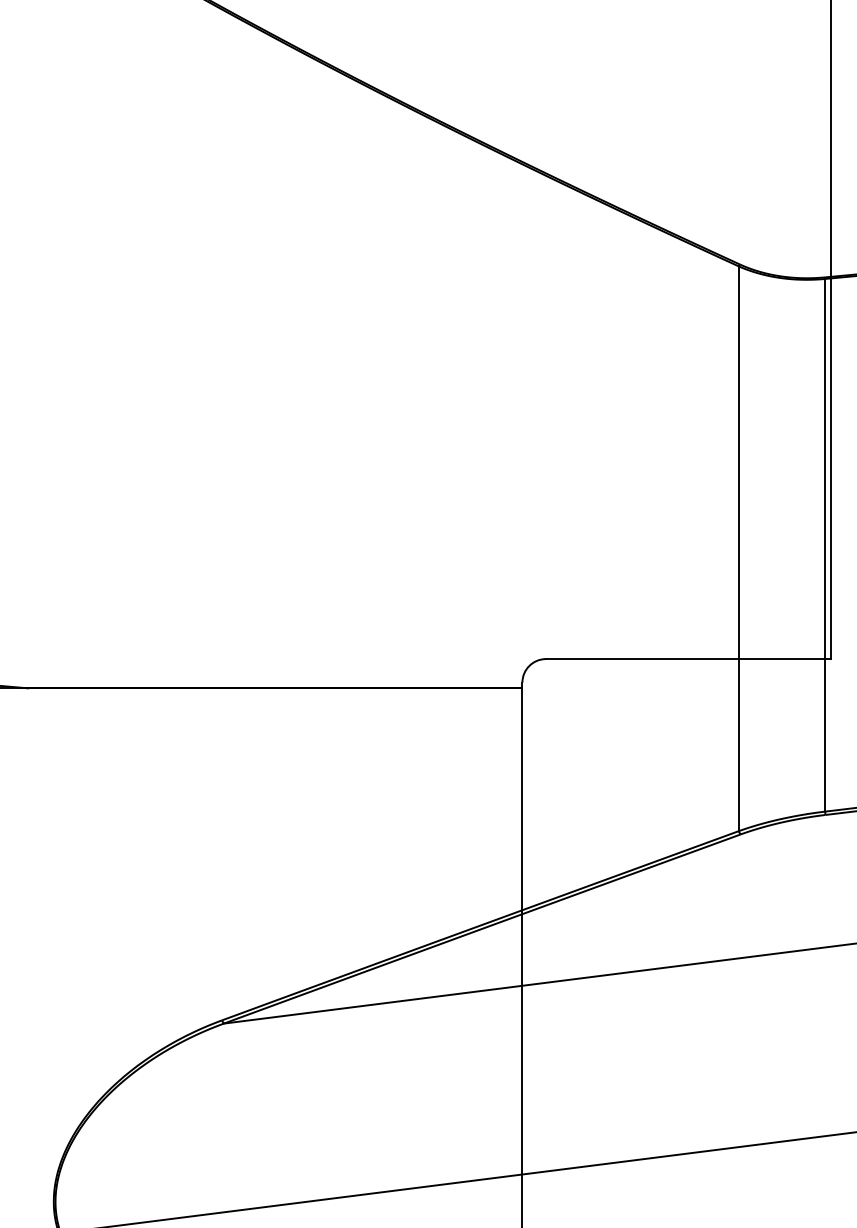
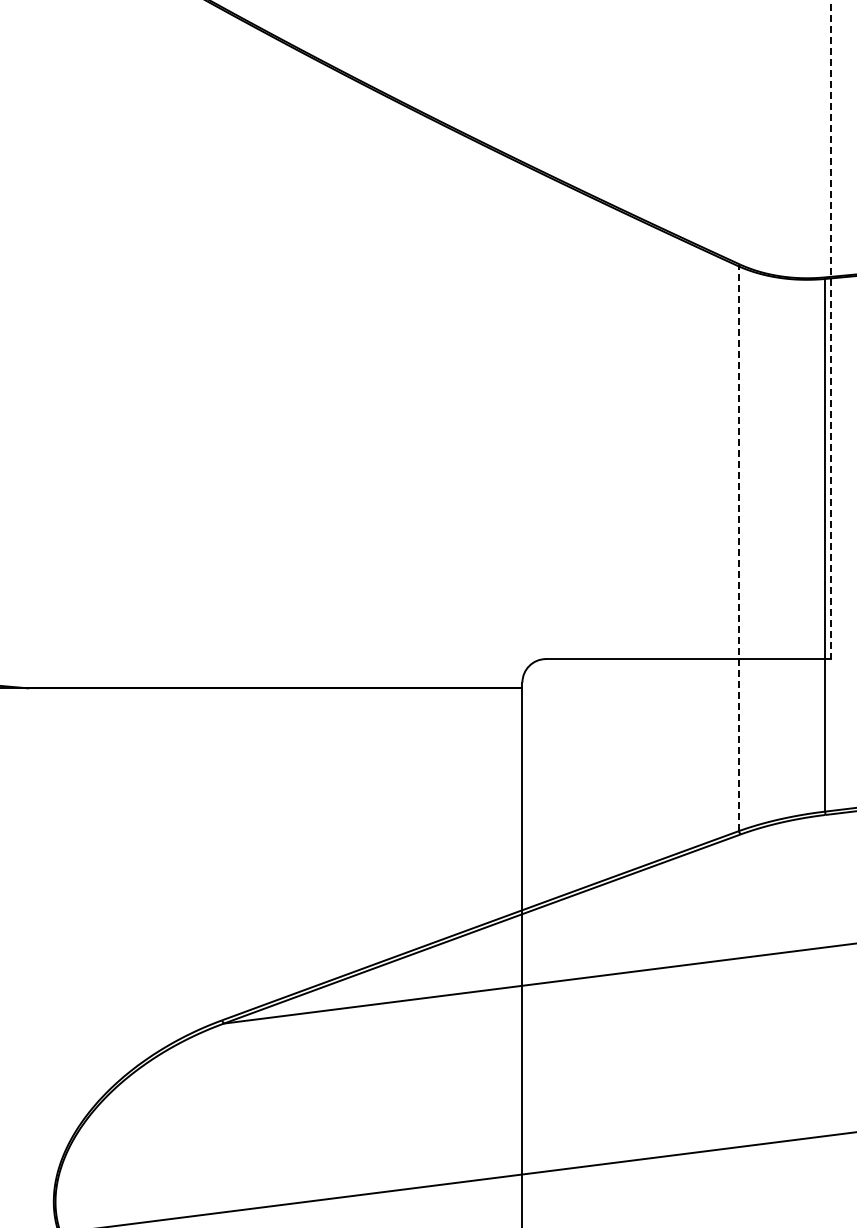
line: solid -> dashed (831, 330)
line: solid -> dashed (738, 548)
